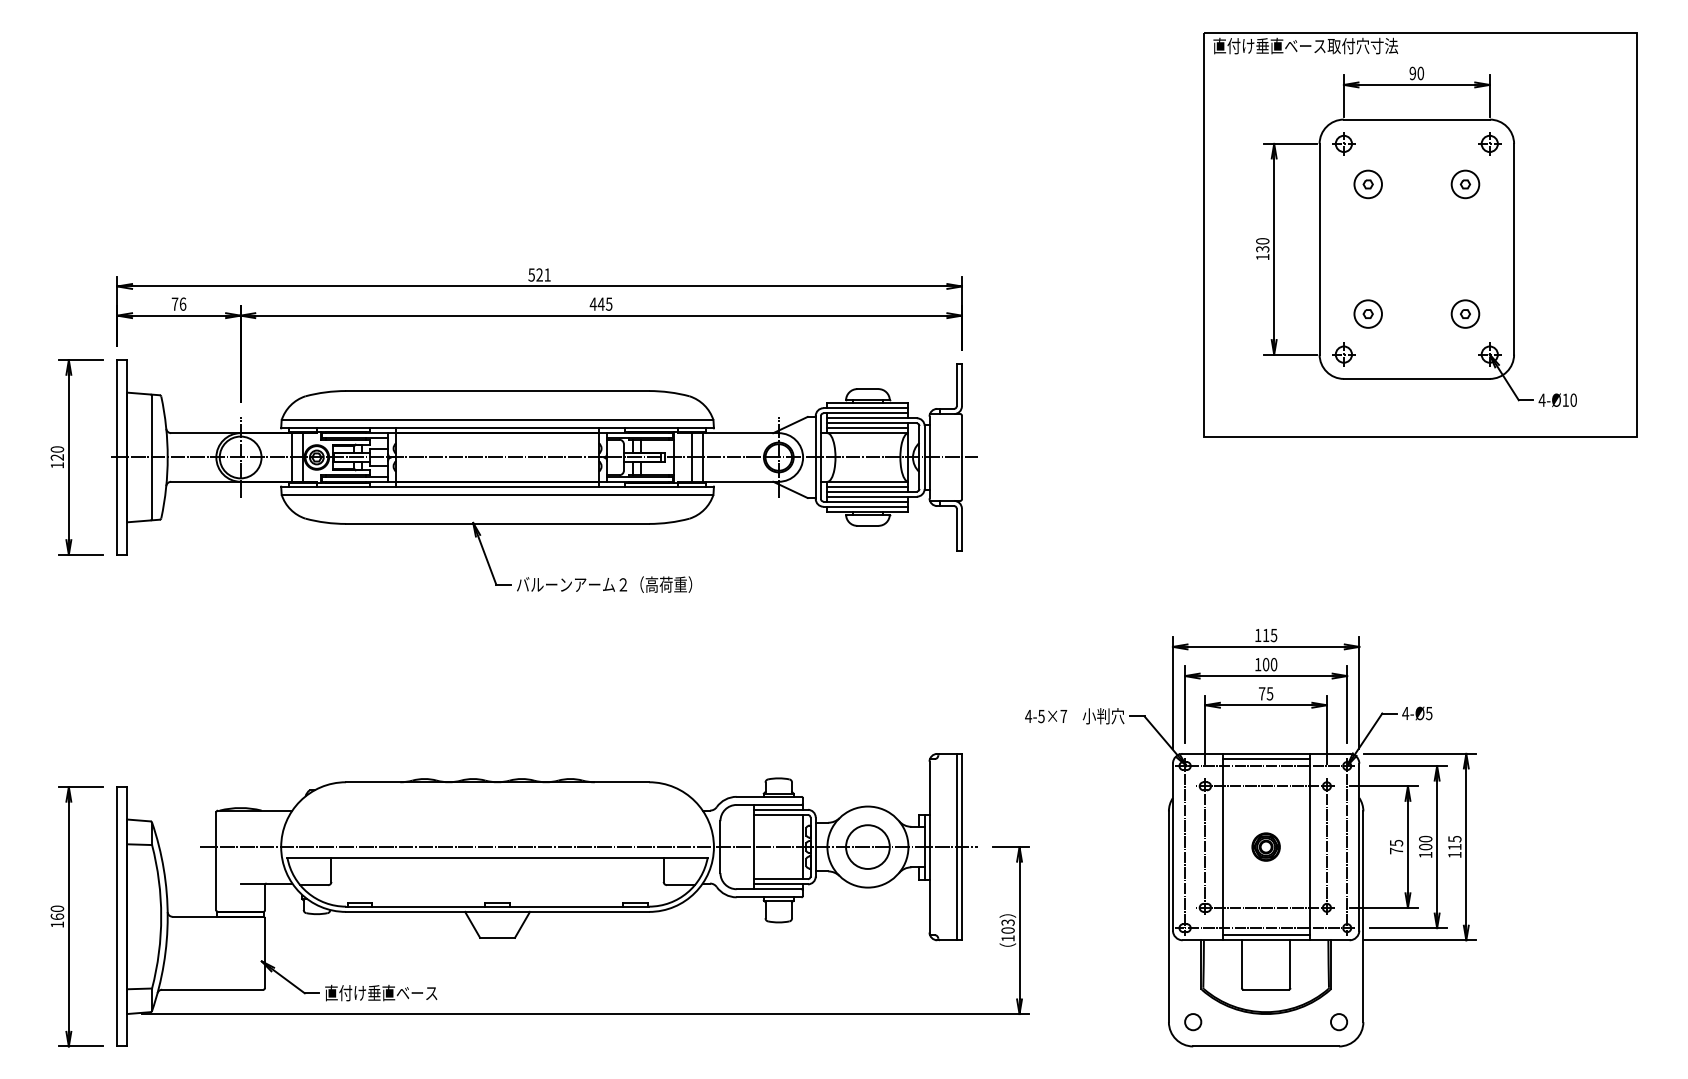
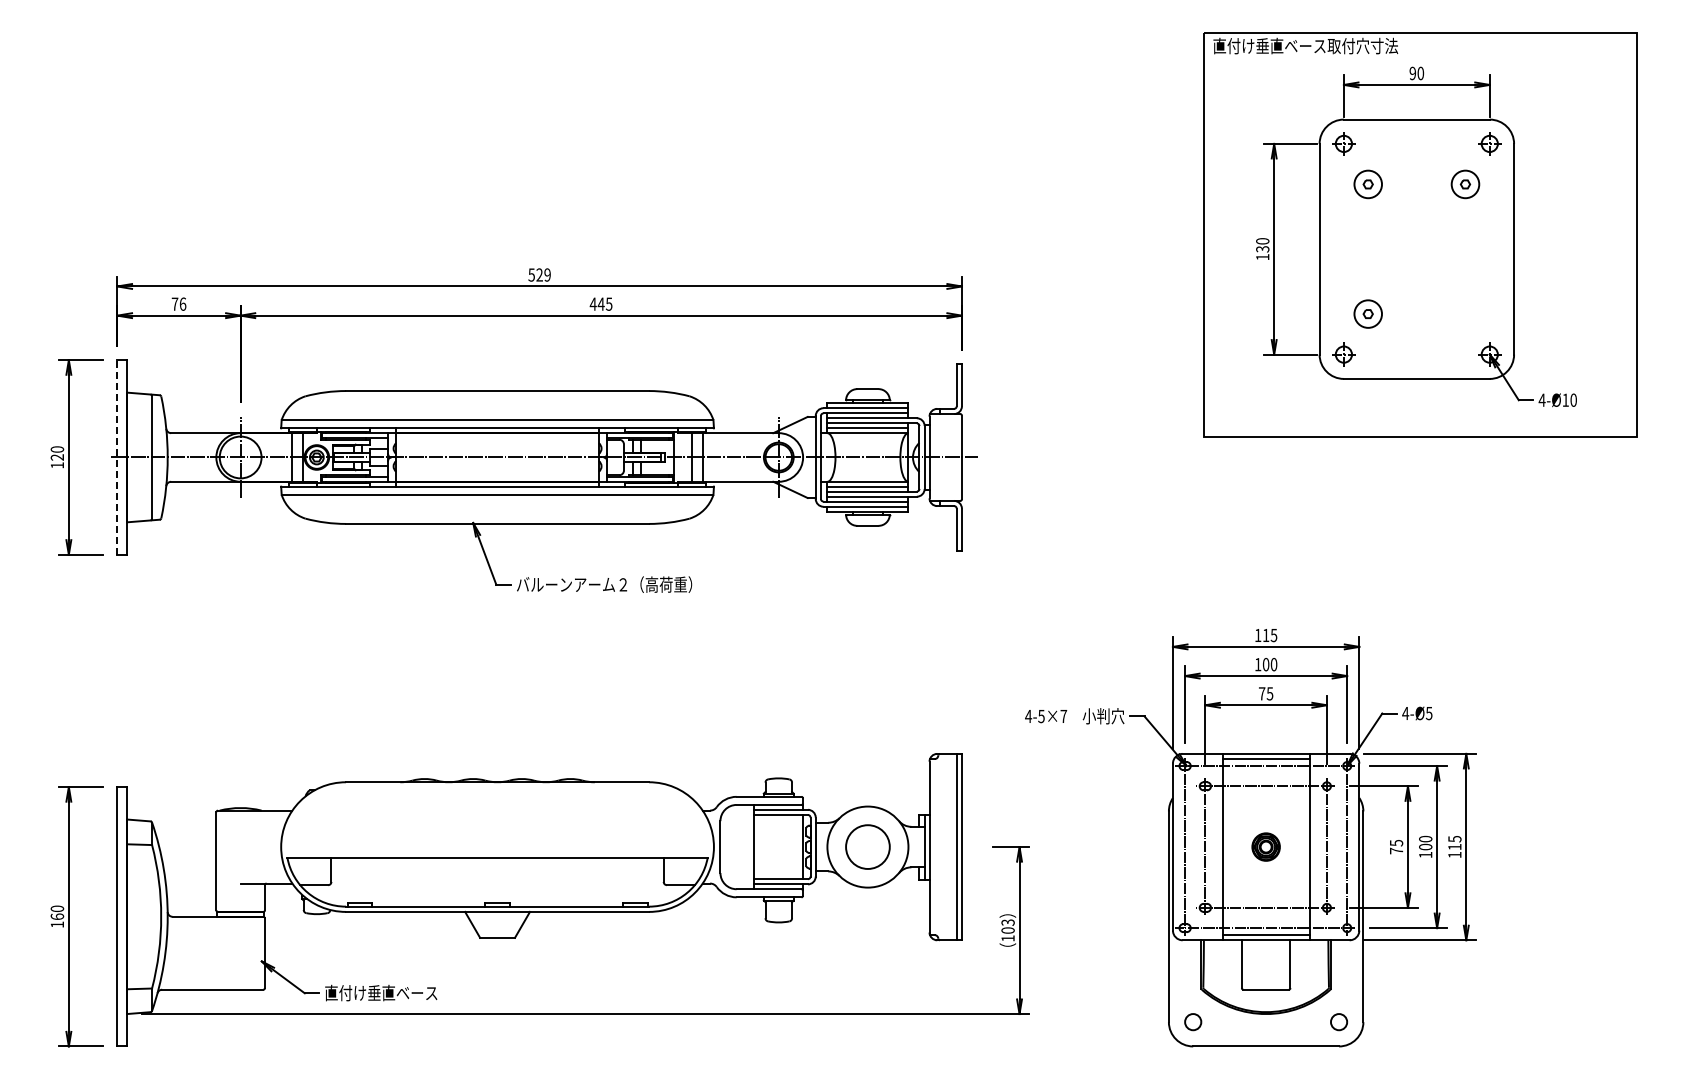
text: 521 -> 529 (547, 274)
part: present -> none (1465, 313)
line: solid -> dashed (117, 456)
line: present -> none (589, 847)
